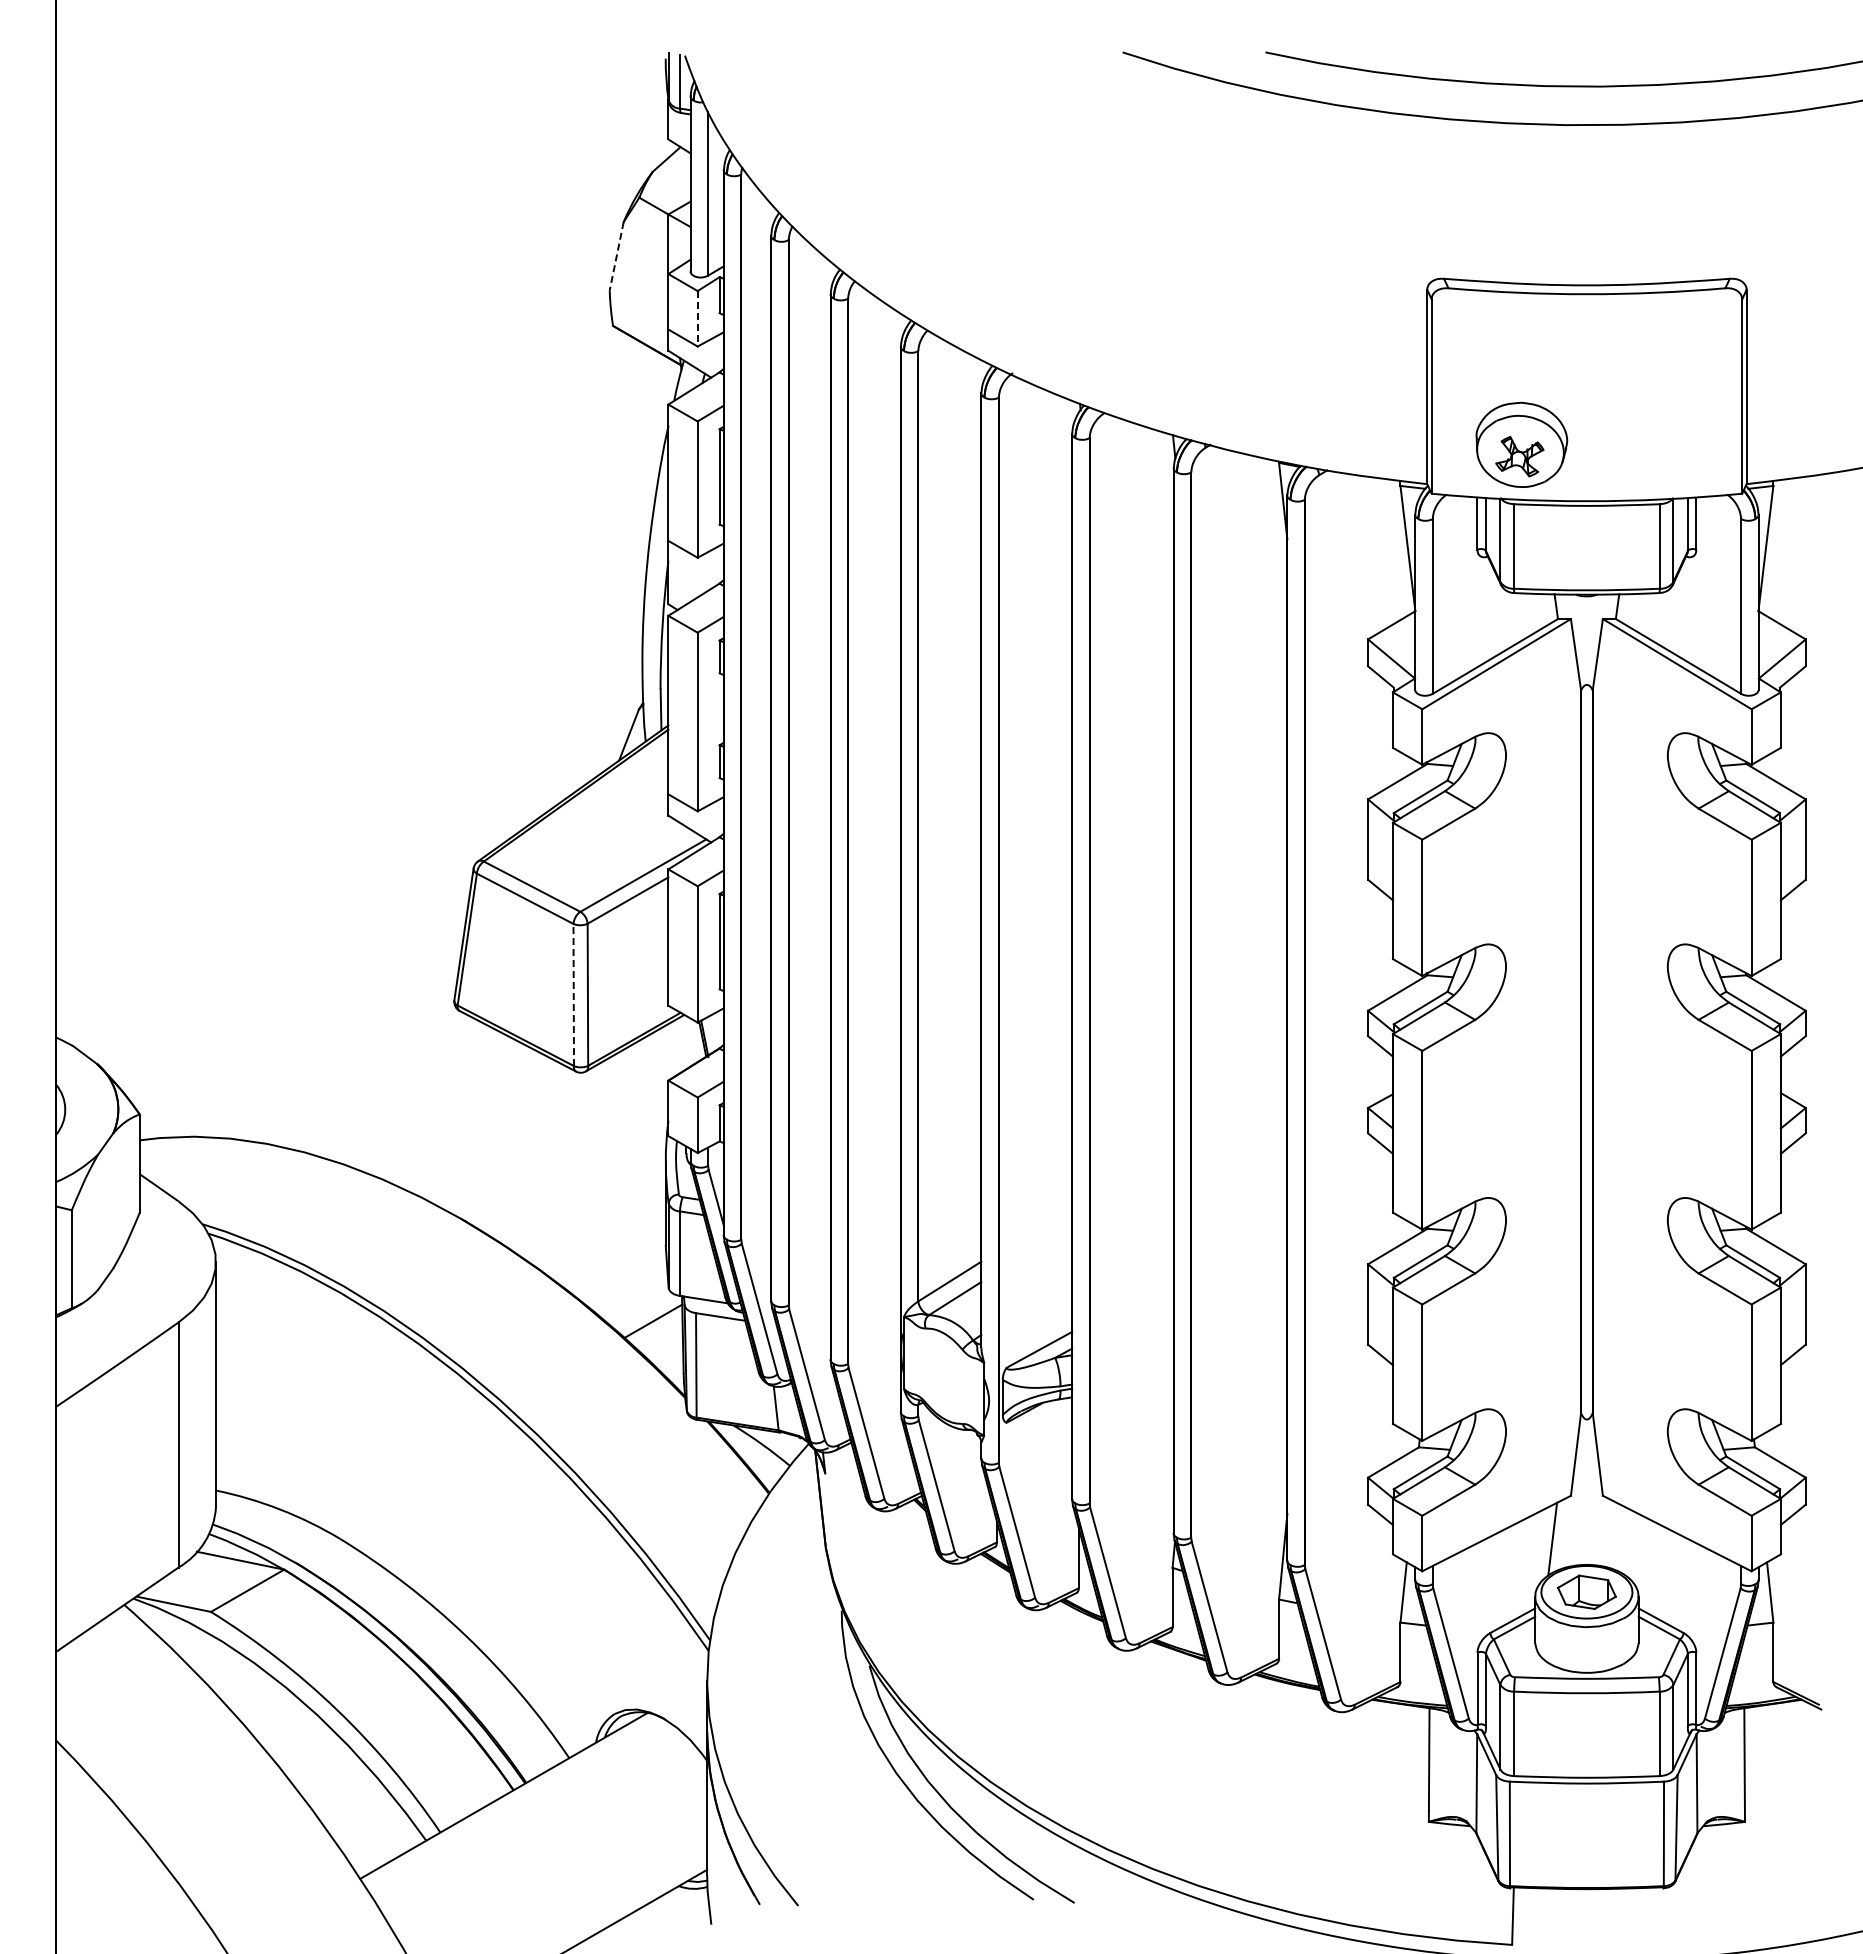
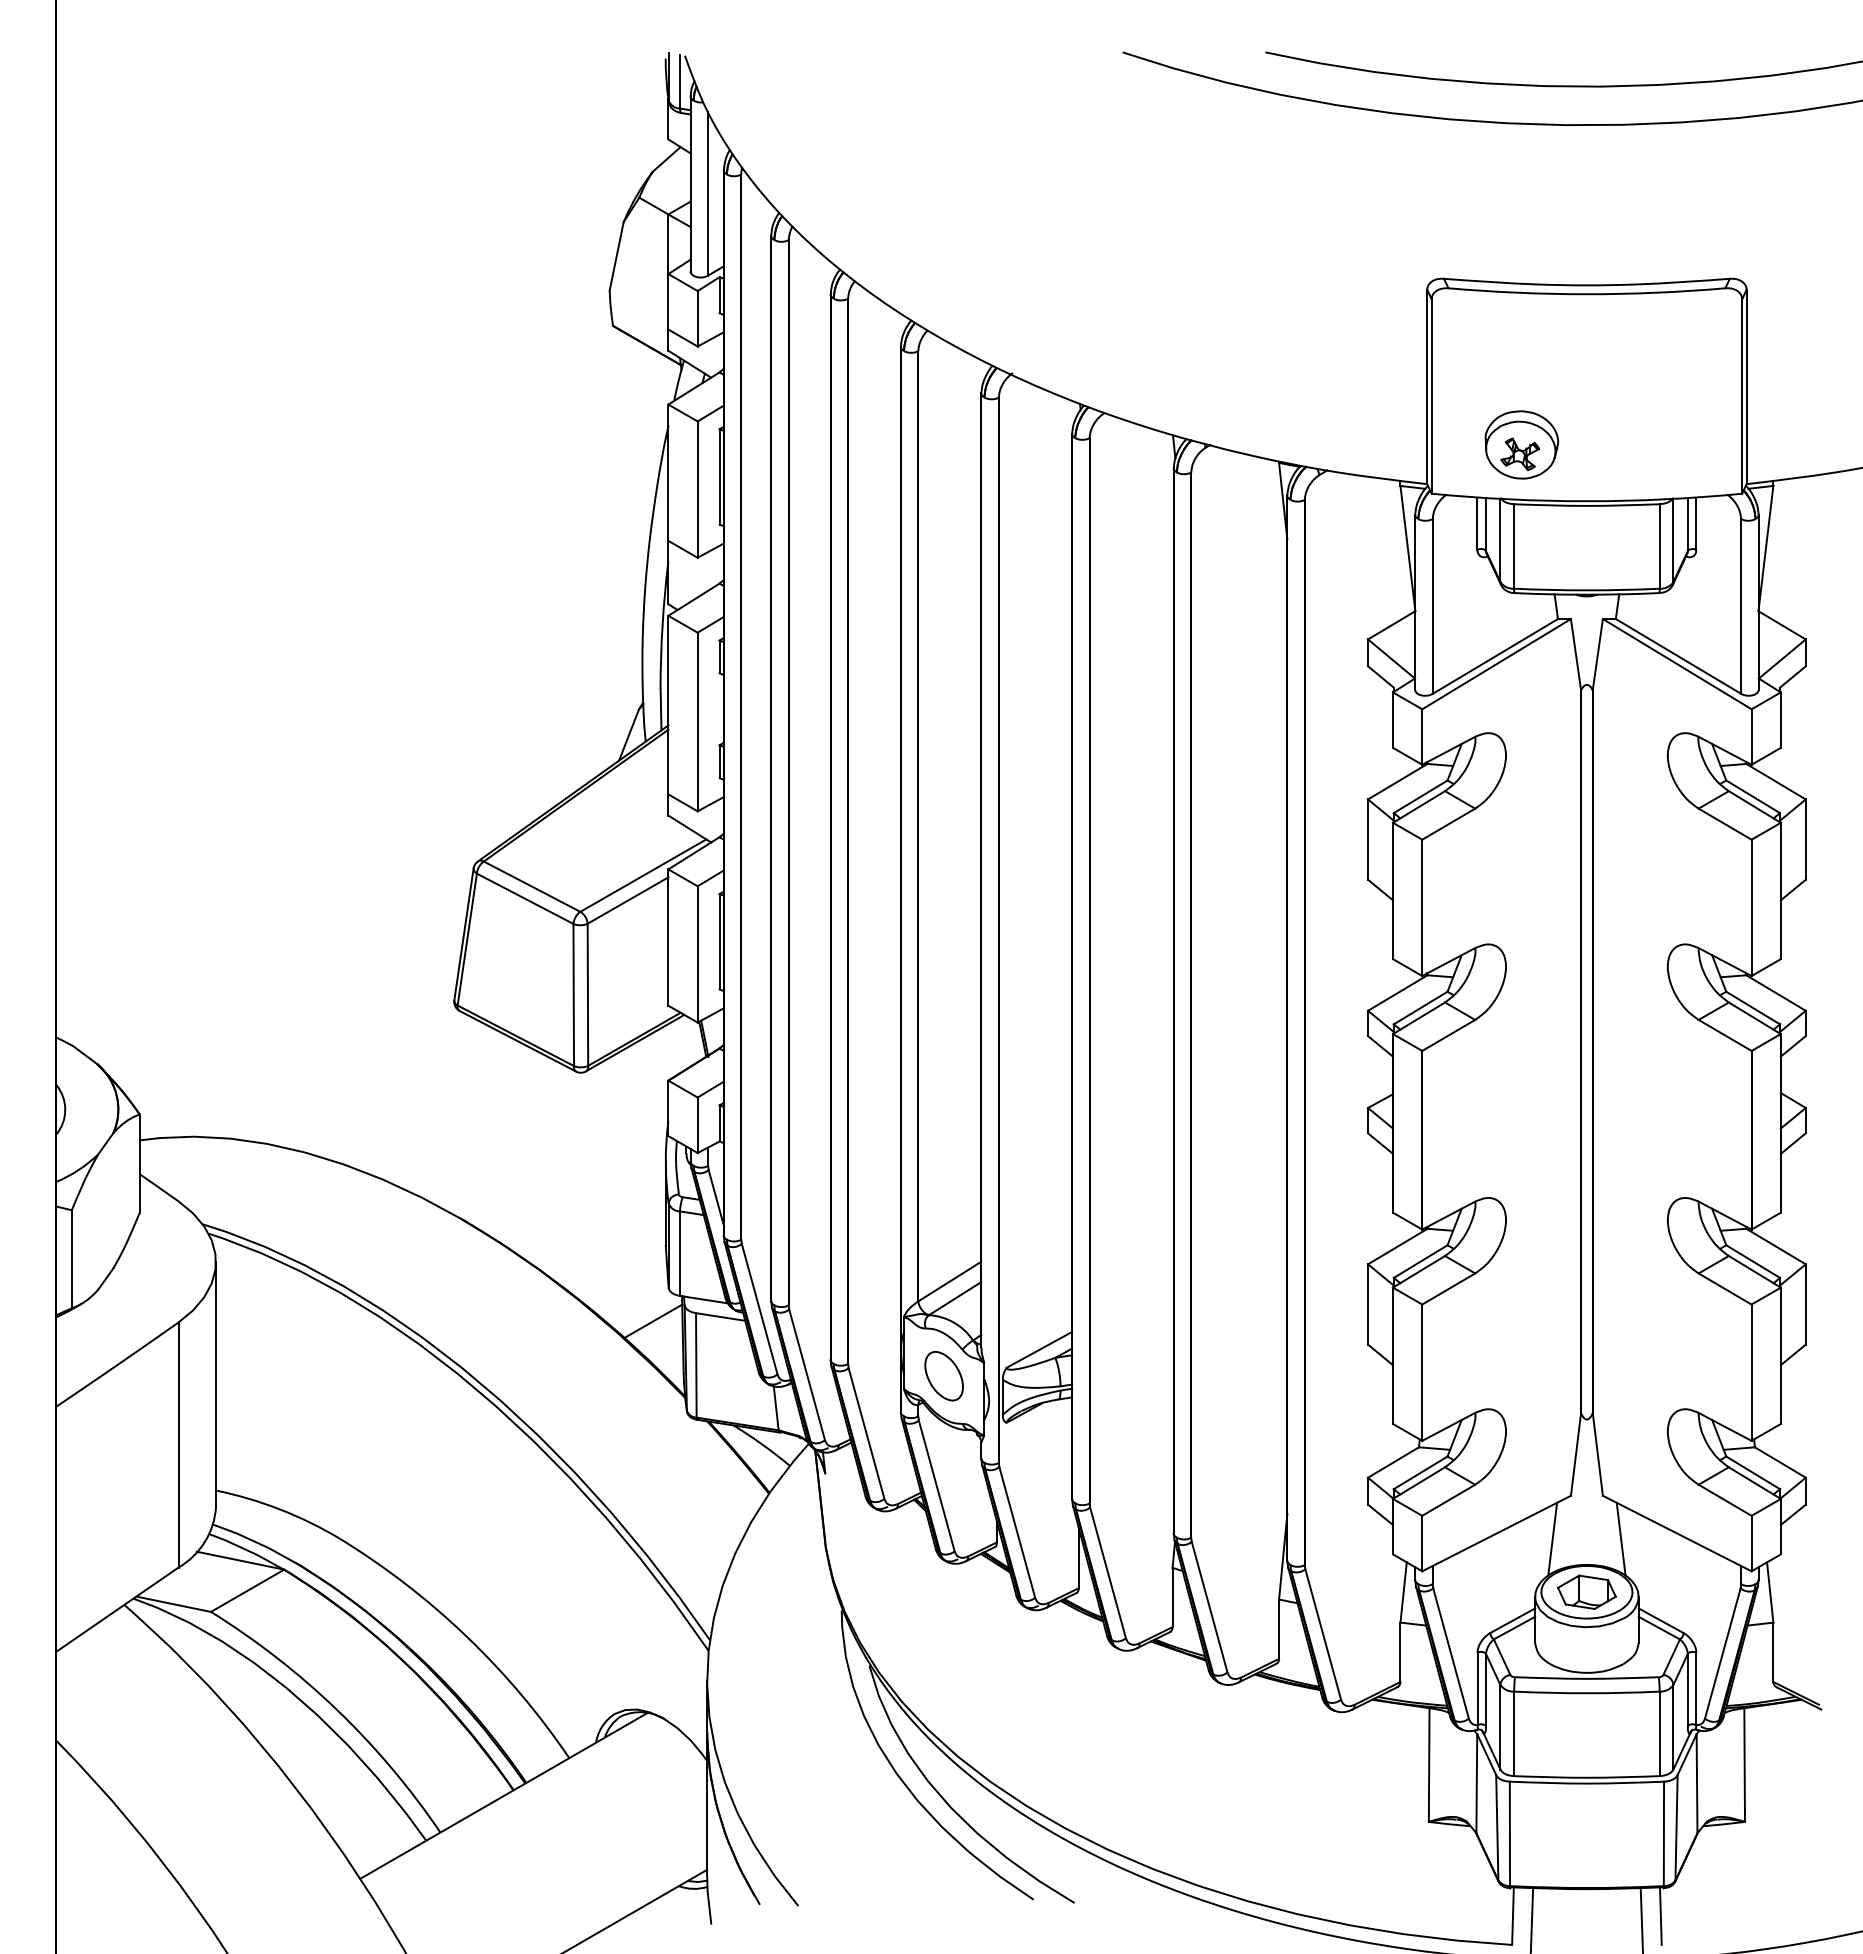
line: dashed -> solid (616, 256)
line: dashed -> solid (697, 318)
part size: 94x87 px -> 76x70 px (1521, 444)
line: dashed -> solid (573, 994)
part: none -> present (943, 1375)
line: none -> present (1620, 1538)
line: none -> present (1660, 1915)
line: none -> present (1531, 1918)
line: none -> present (1641, 1918)
